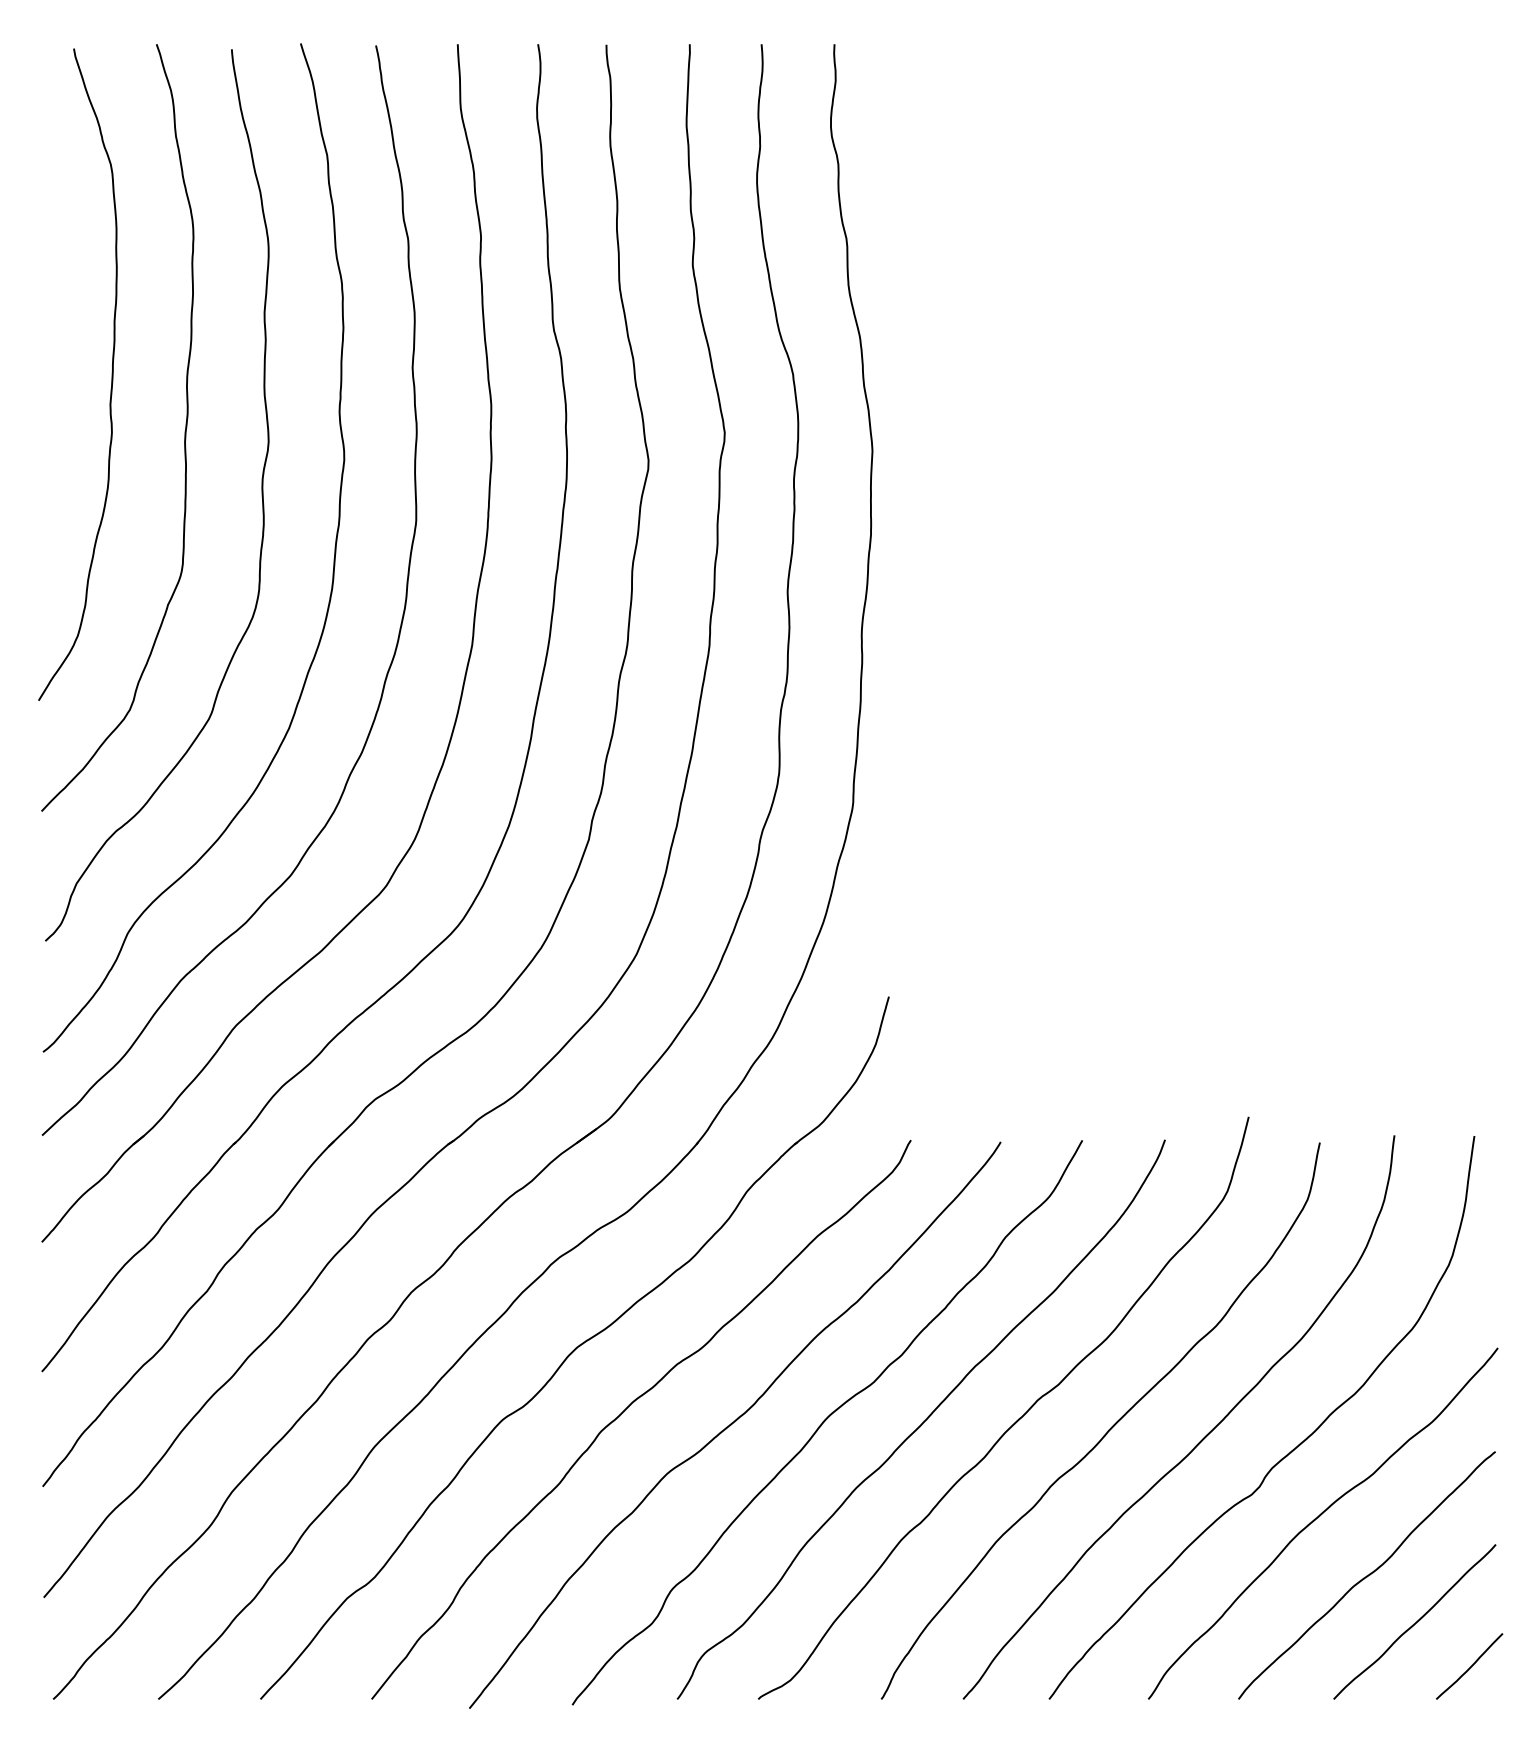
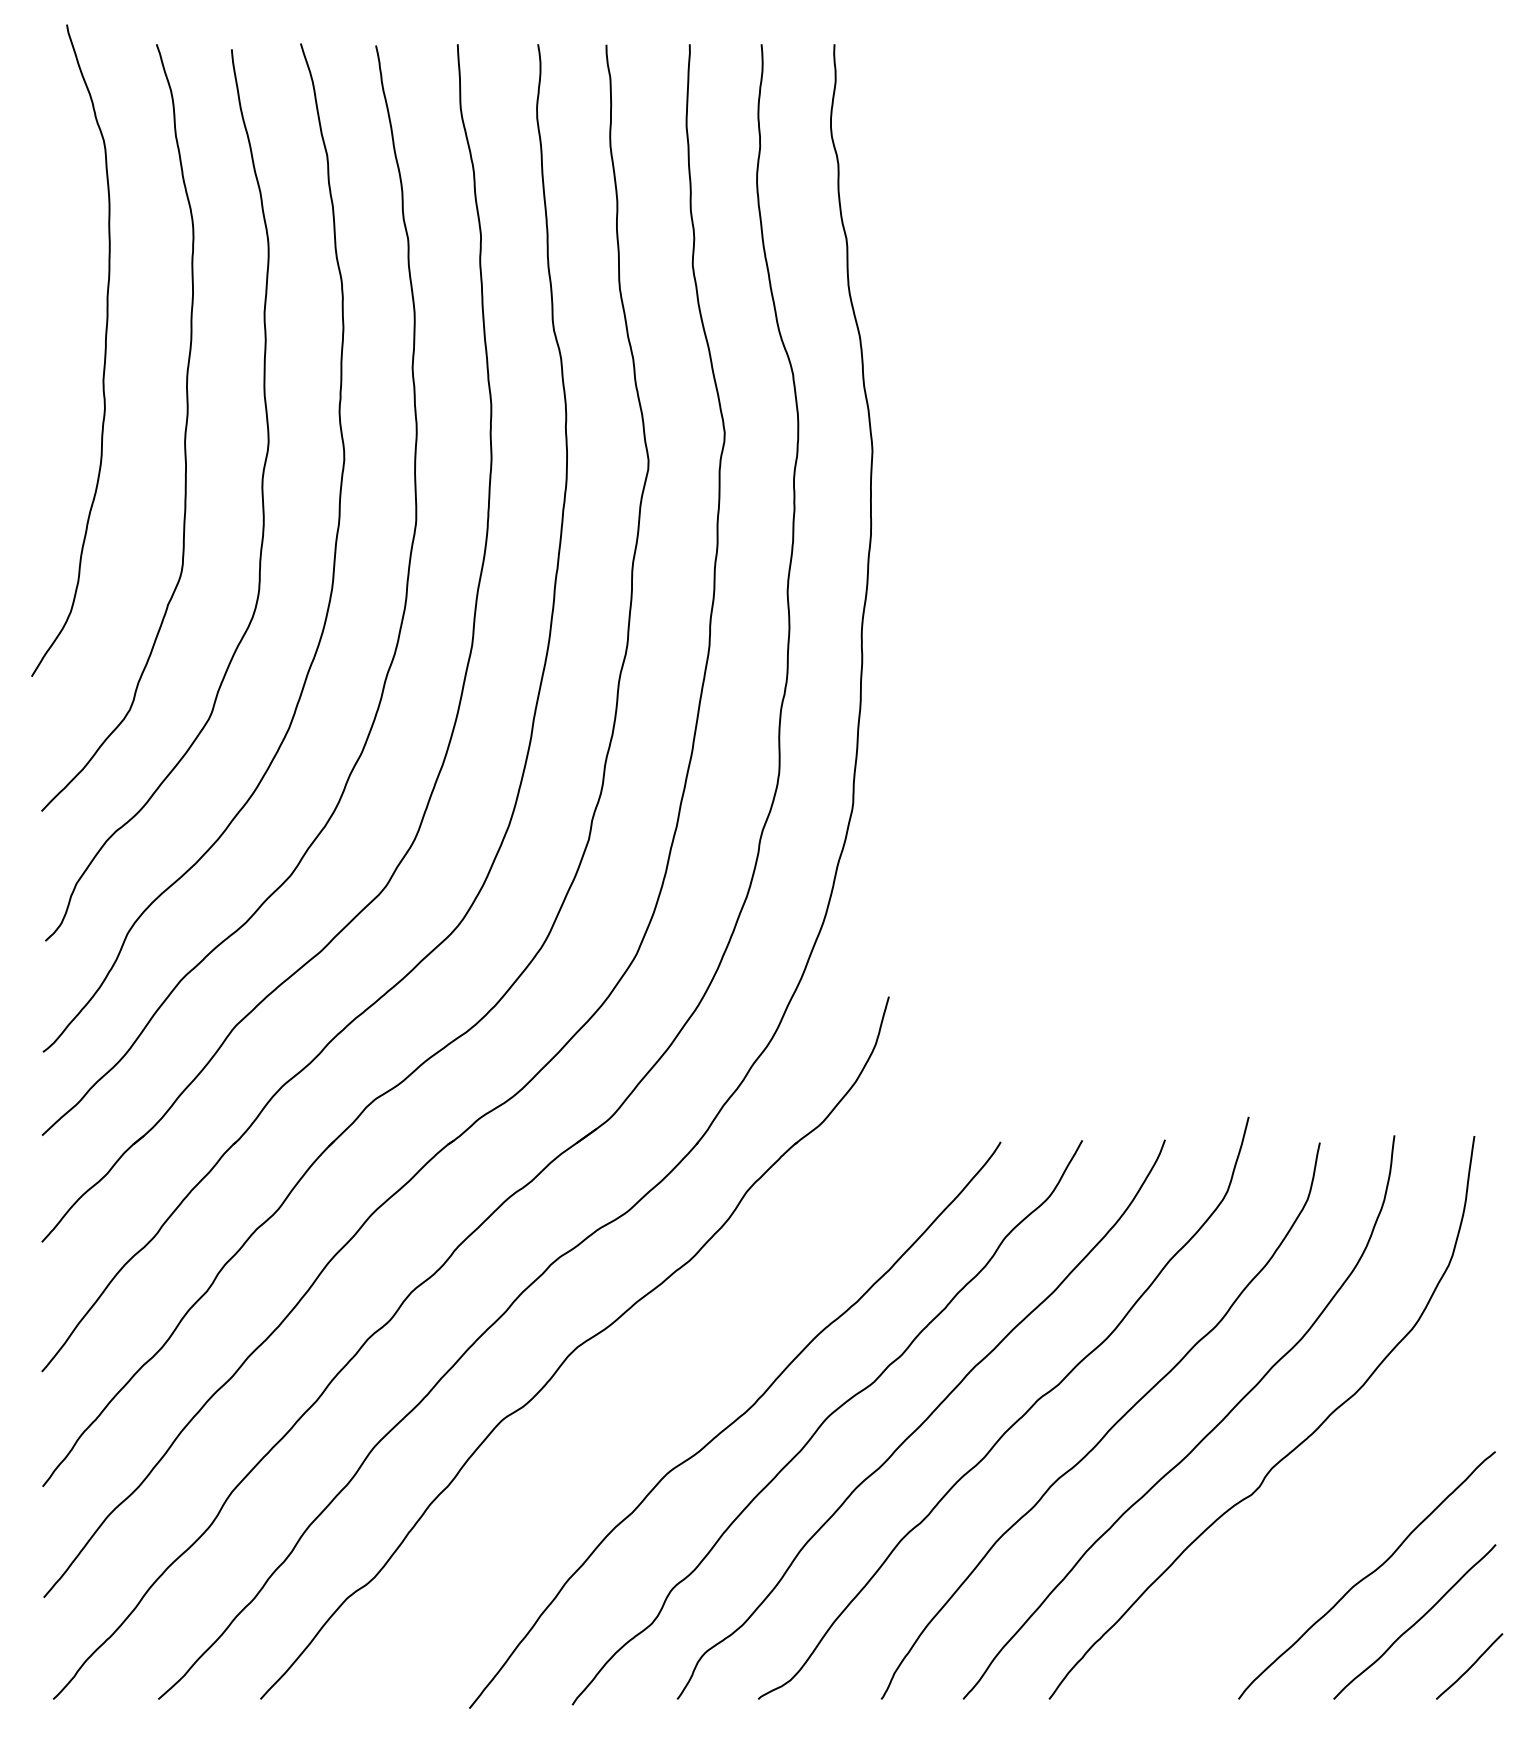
curve position: (111, 374) -> (104, 350) (104, 350)
curve: present -> none (629, 1406)
curve: present -> none (1319, 1517)
